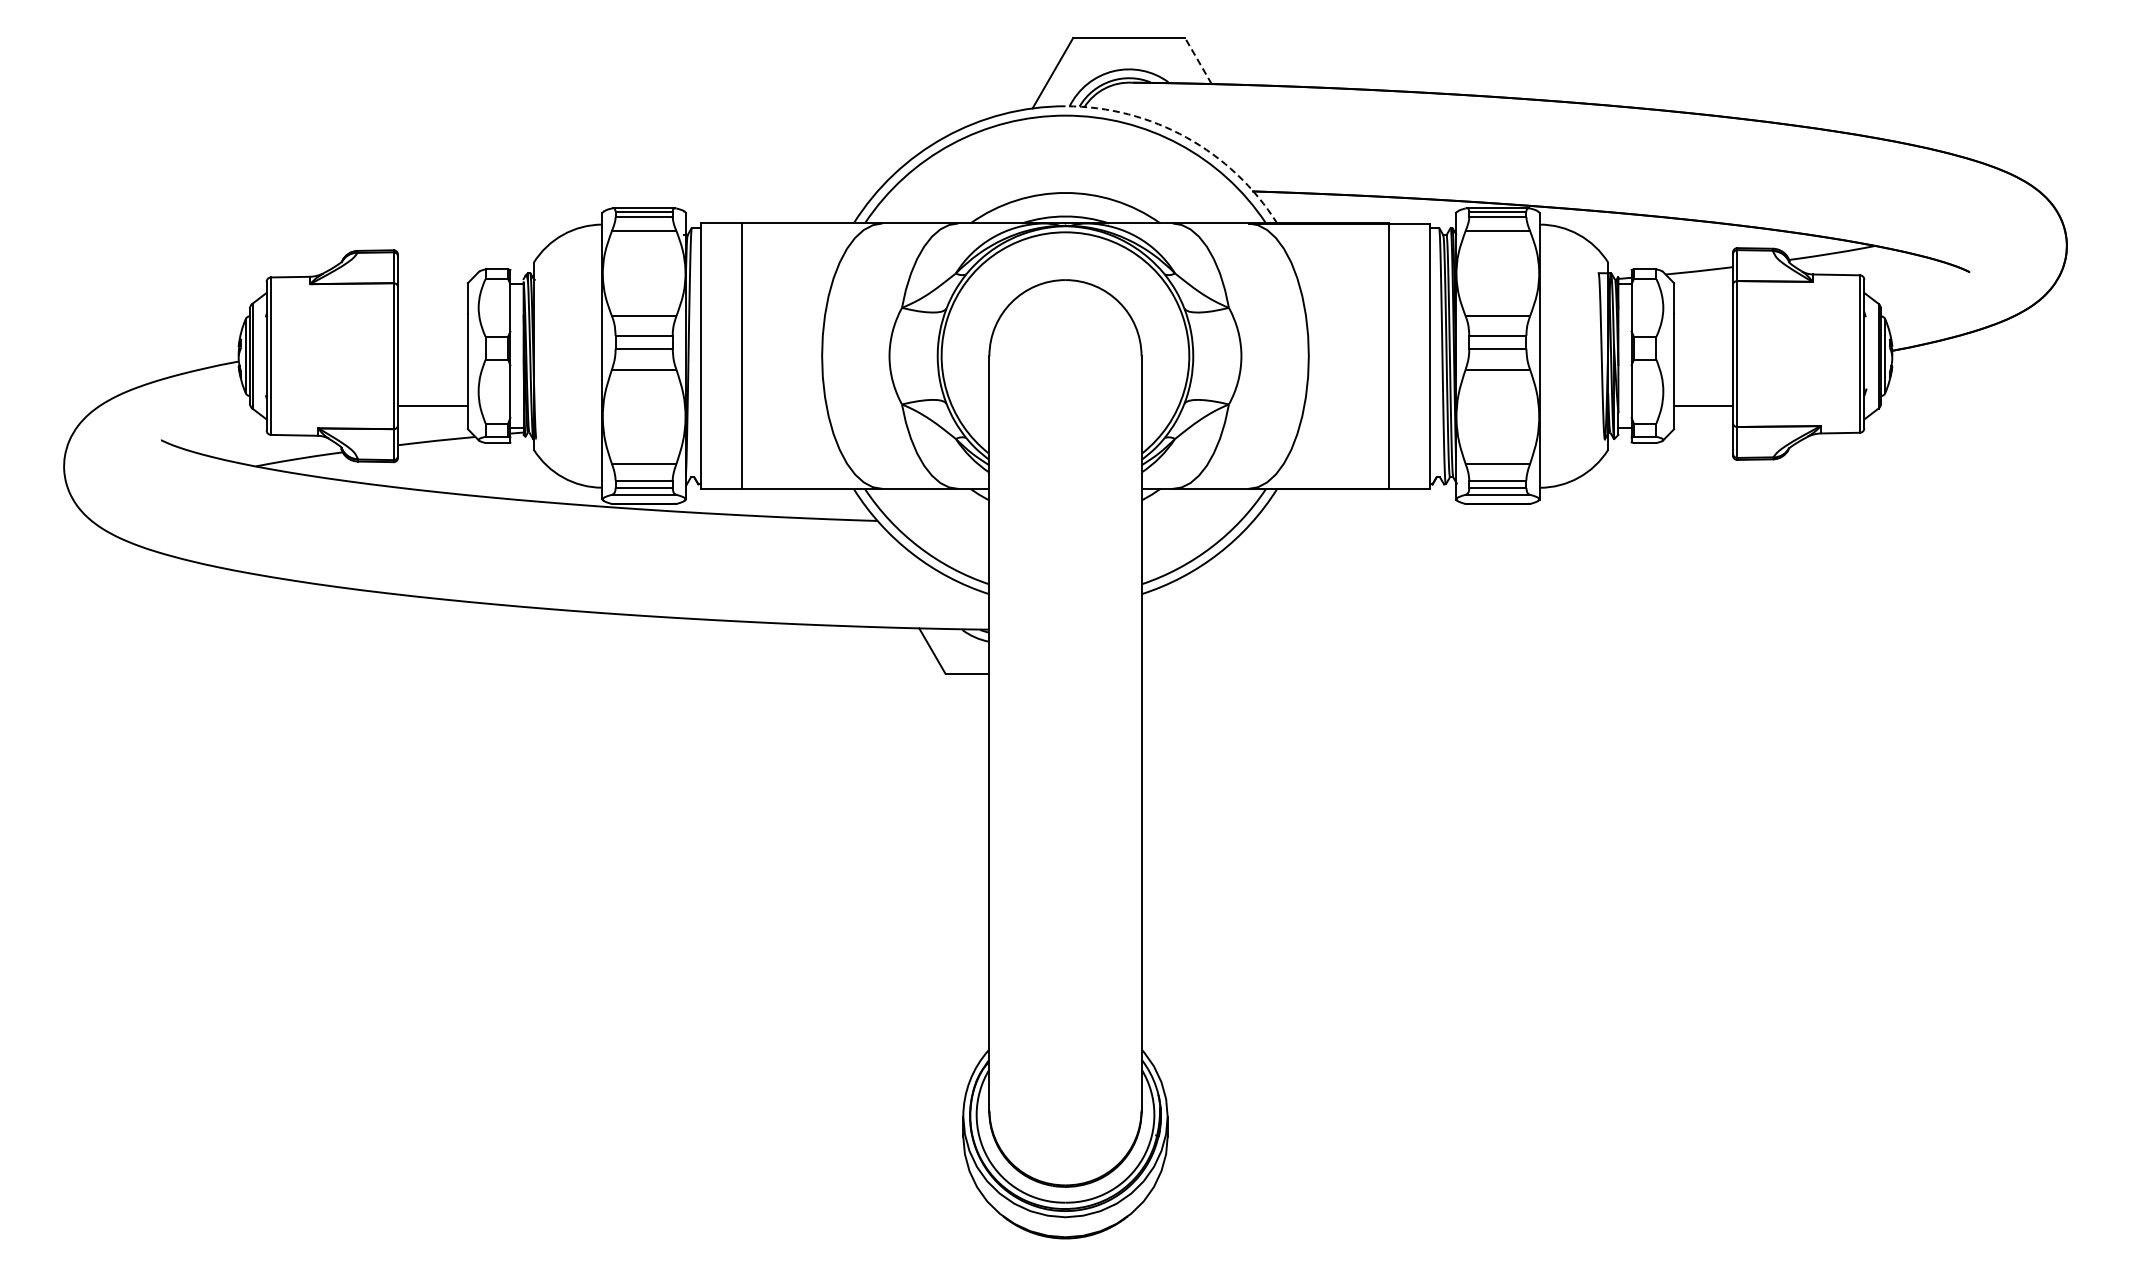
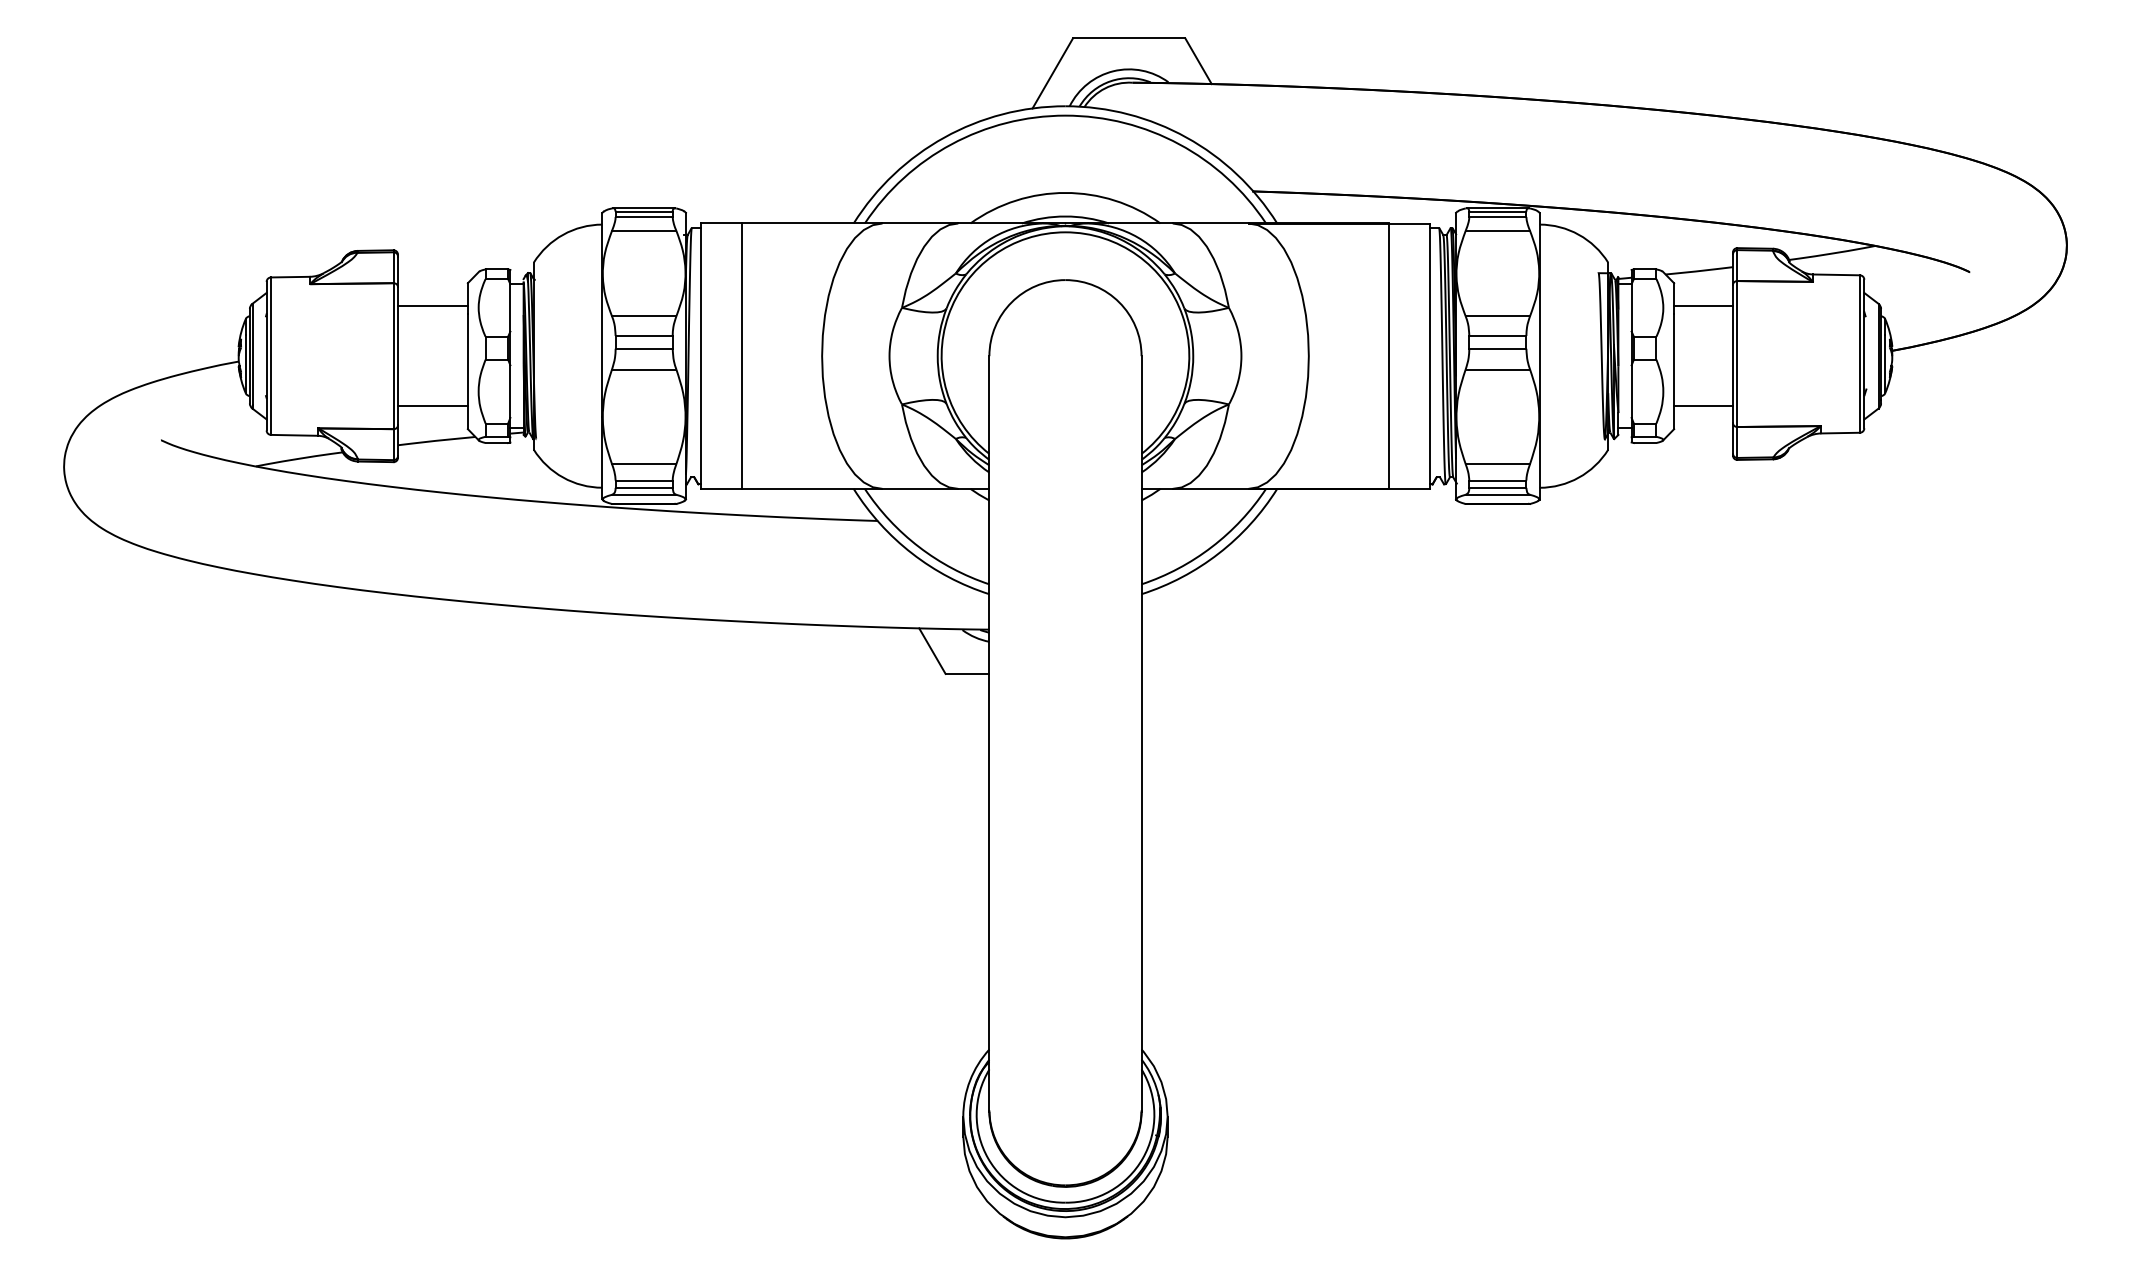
line: dashed -> solid (1198, 60)
arc: dashed -> solid (1186, 137)
line: none -> present (432, 306)
line: none -> present (1703, 306)
